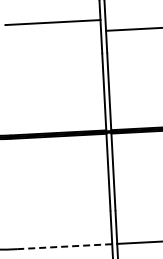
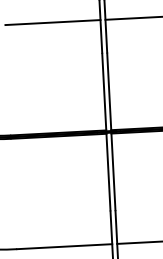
line position: (132, 29) -> (132, 17) (132, 17)
line: dashed -> solid (64, 246)
